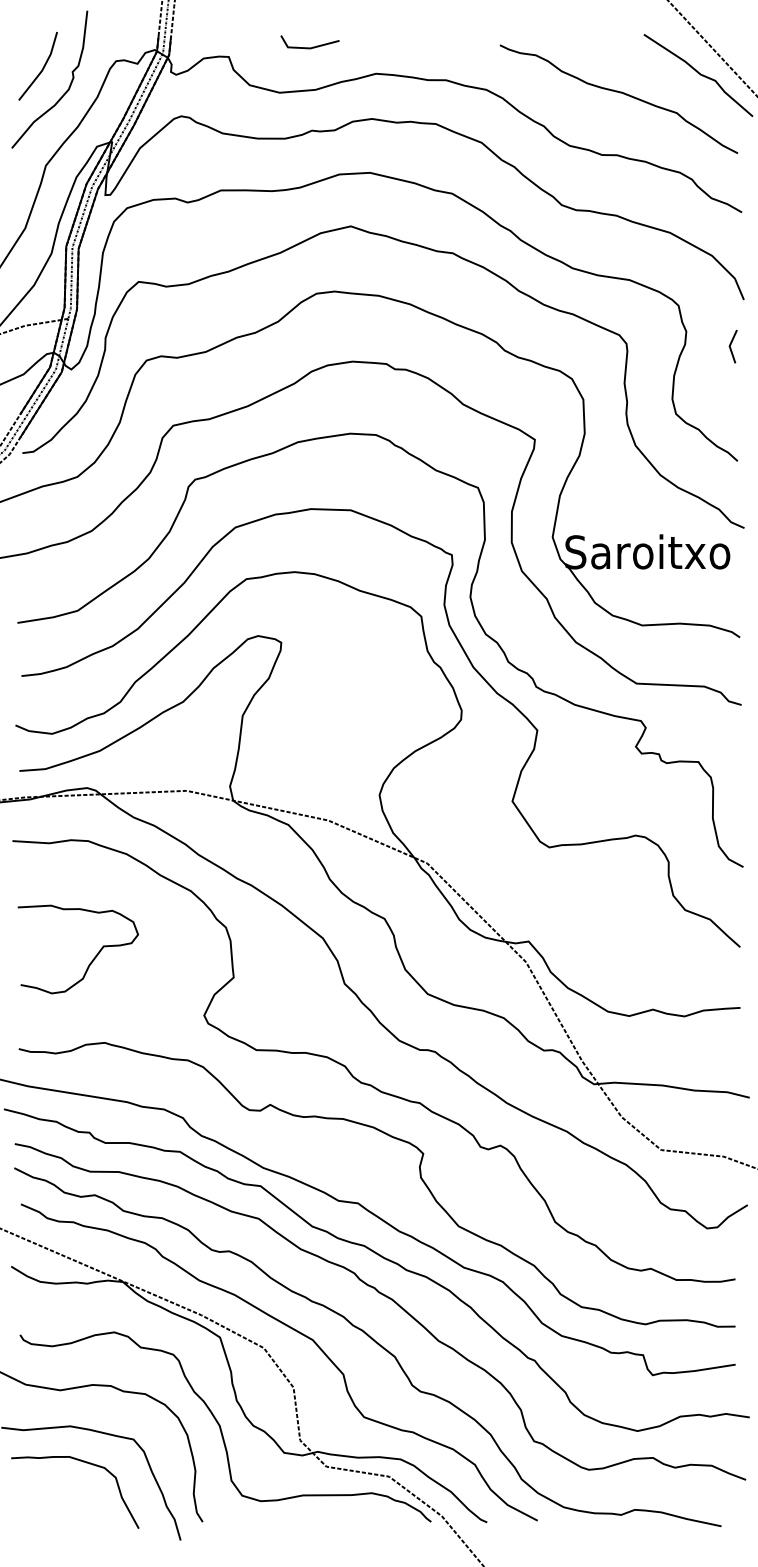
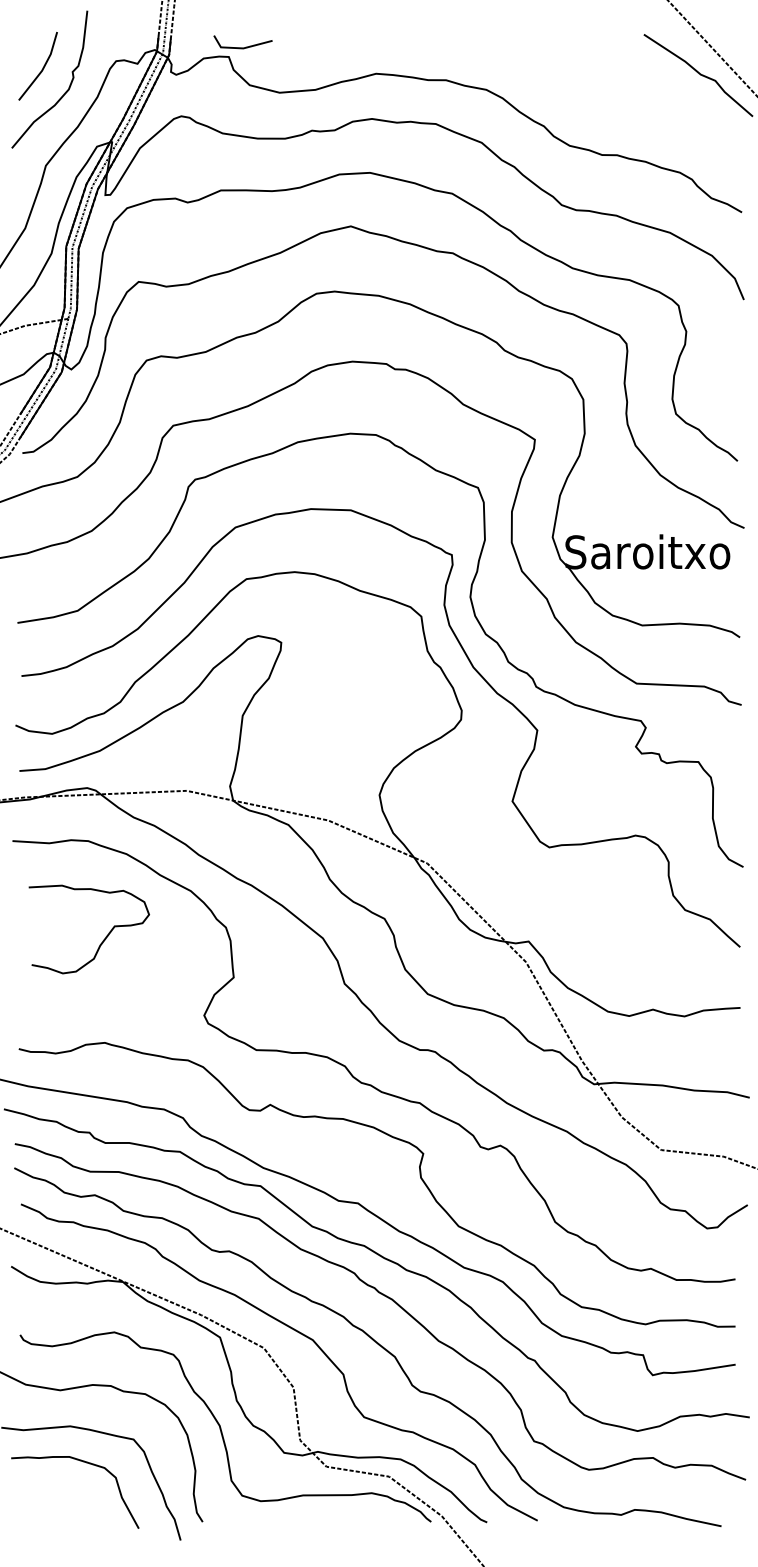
line position: (309, 47) -> (242, 47) (242, 47)
curve: present -> none (619, 93)
line: present -> none (731, 347)
curve position: (91, 960) -> (102, 940) (102, 940)
